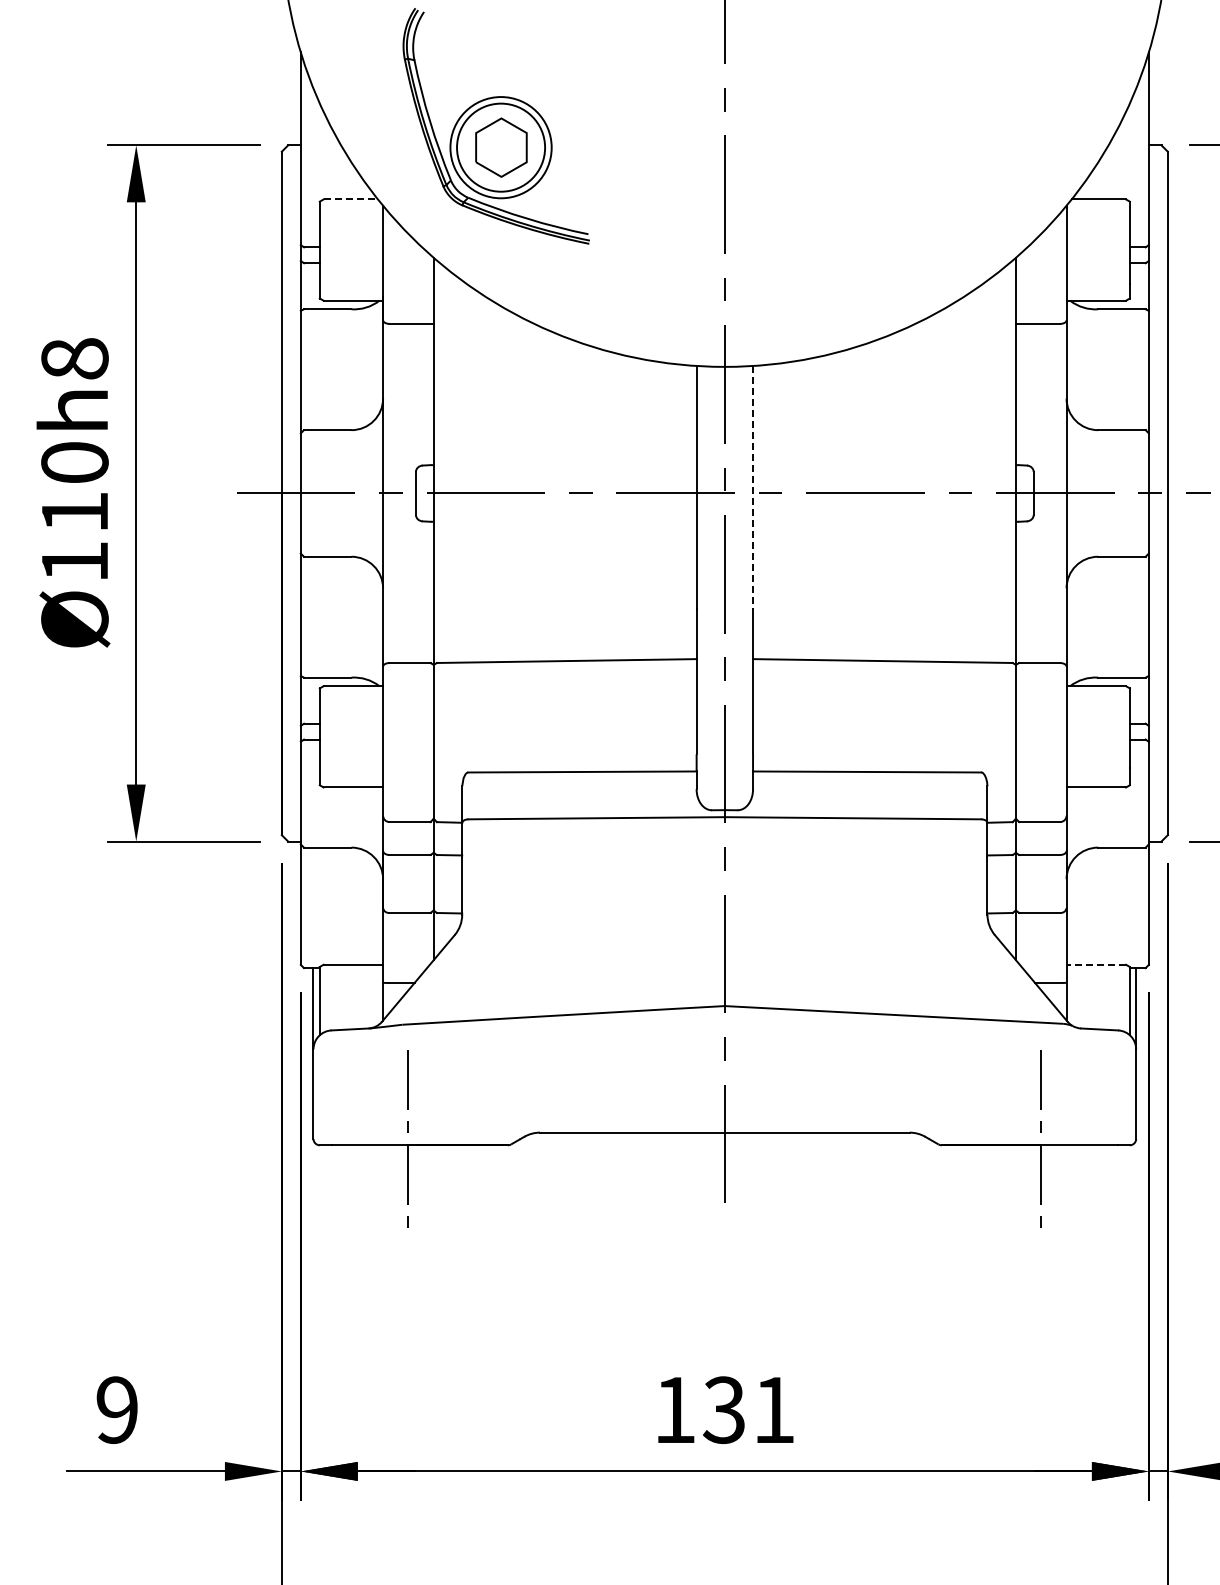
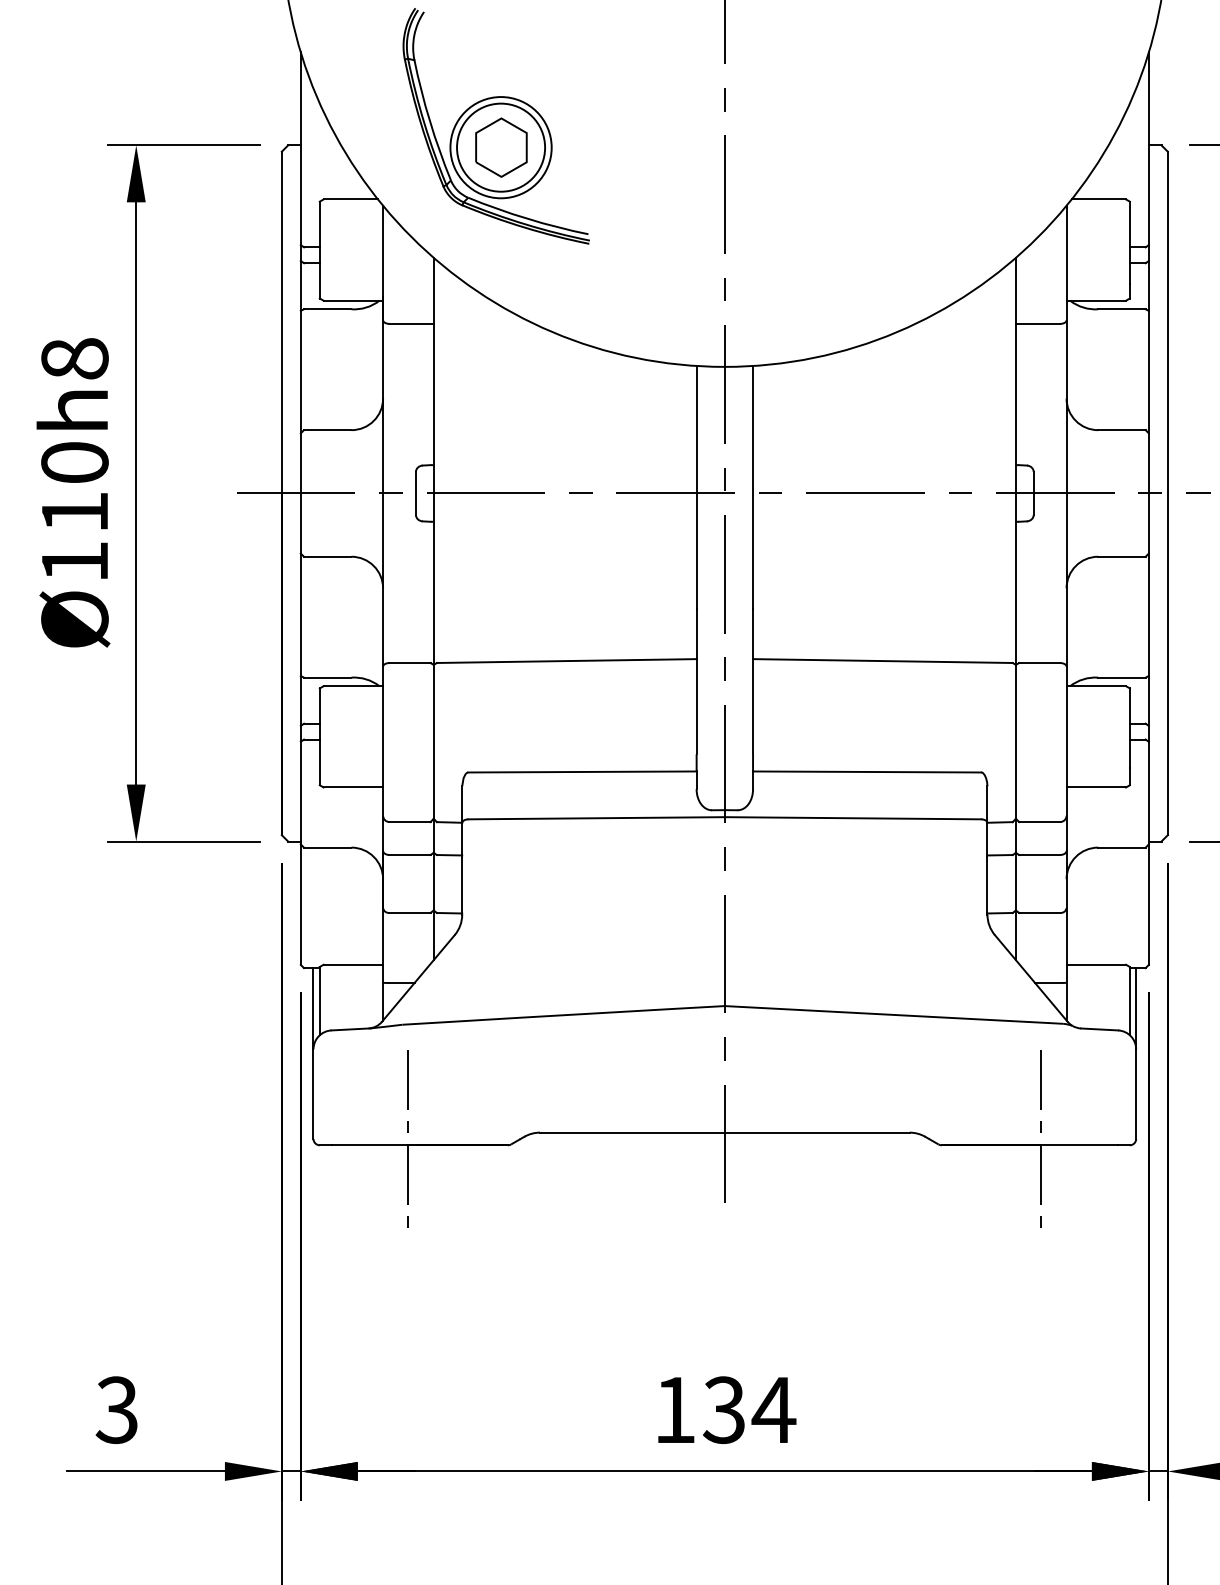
line: dashed -> solid (351, 199)
line: dashed -> solid (753, 487)
line: dashed -> solid (1096, 964)
text: 131 -> 134 (773, 1409)
text: 9 -> 3 (116, 1410)
